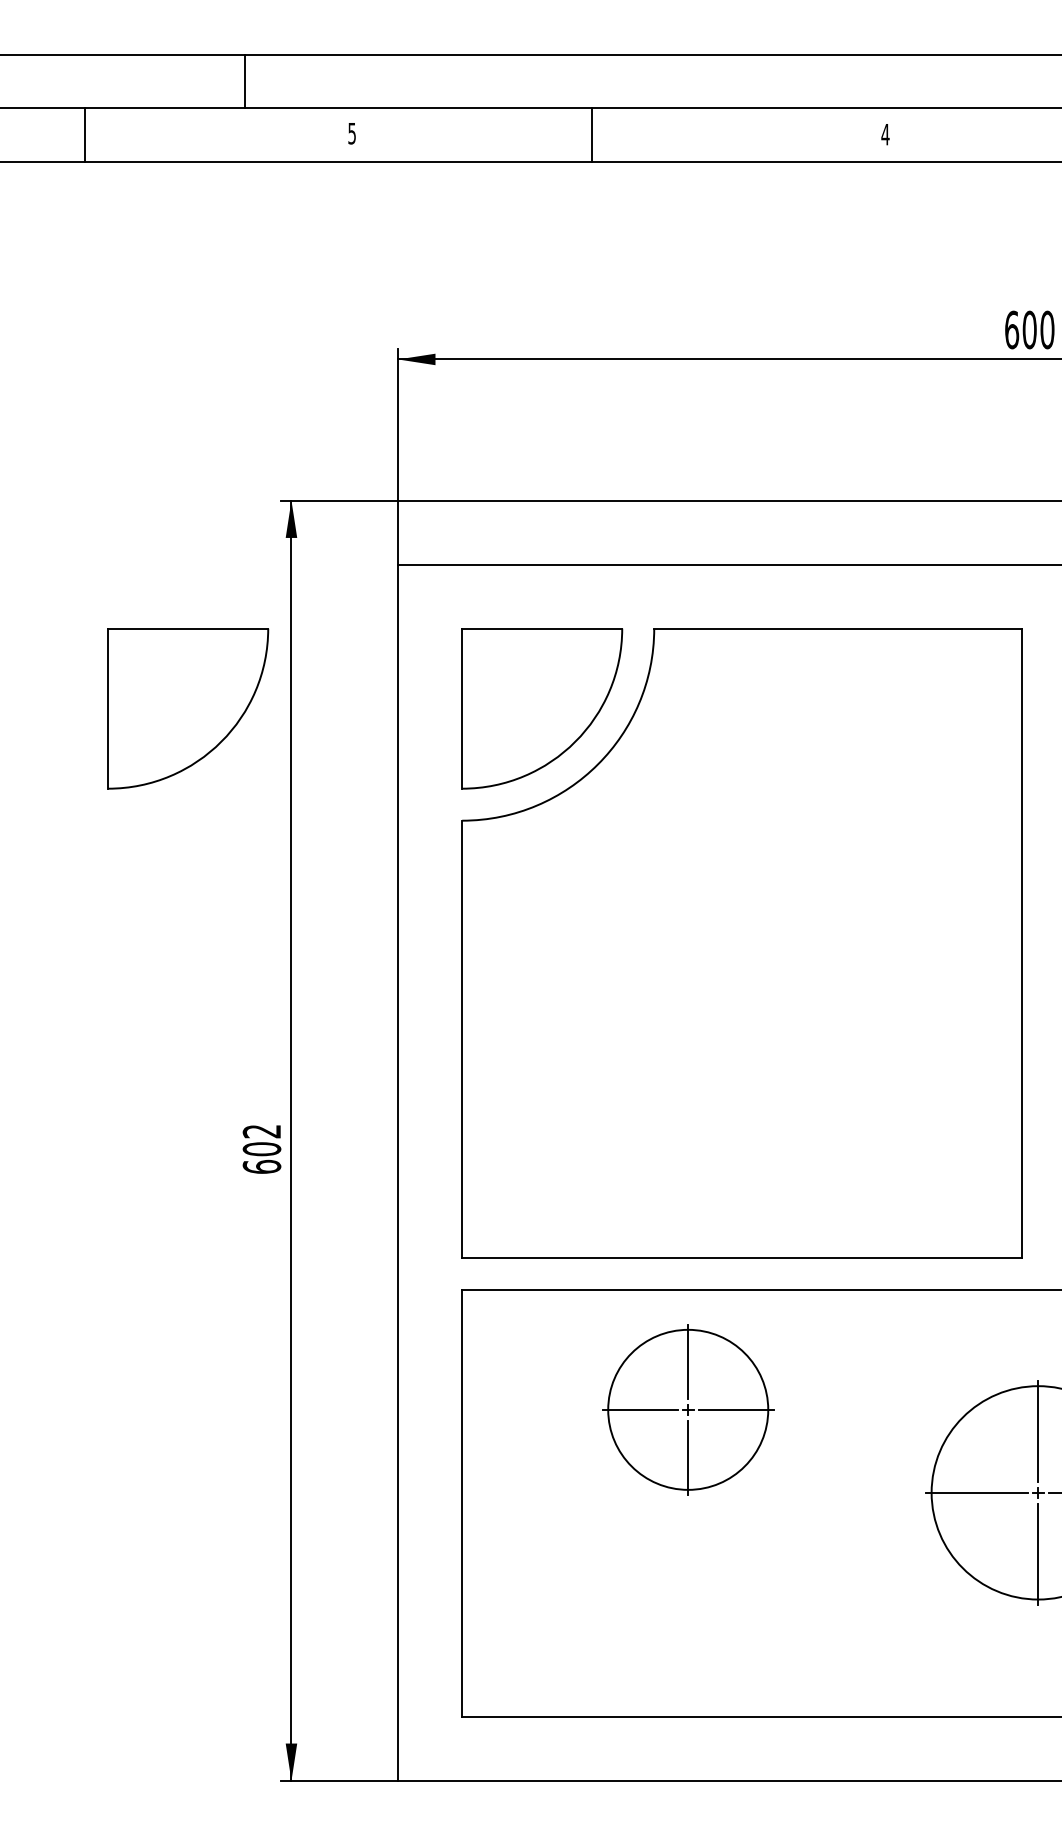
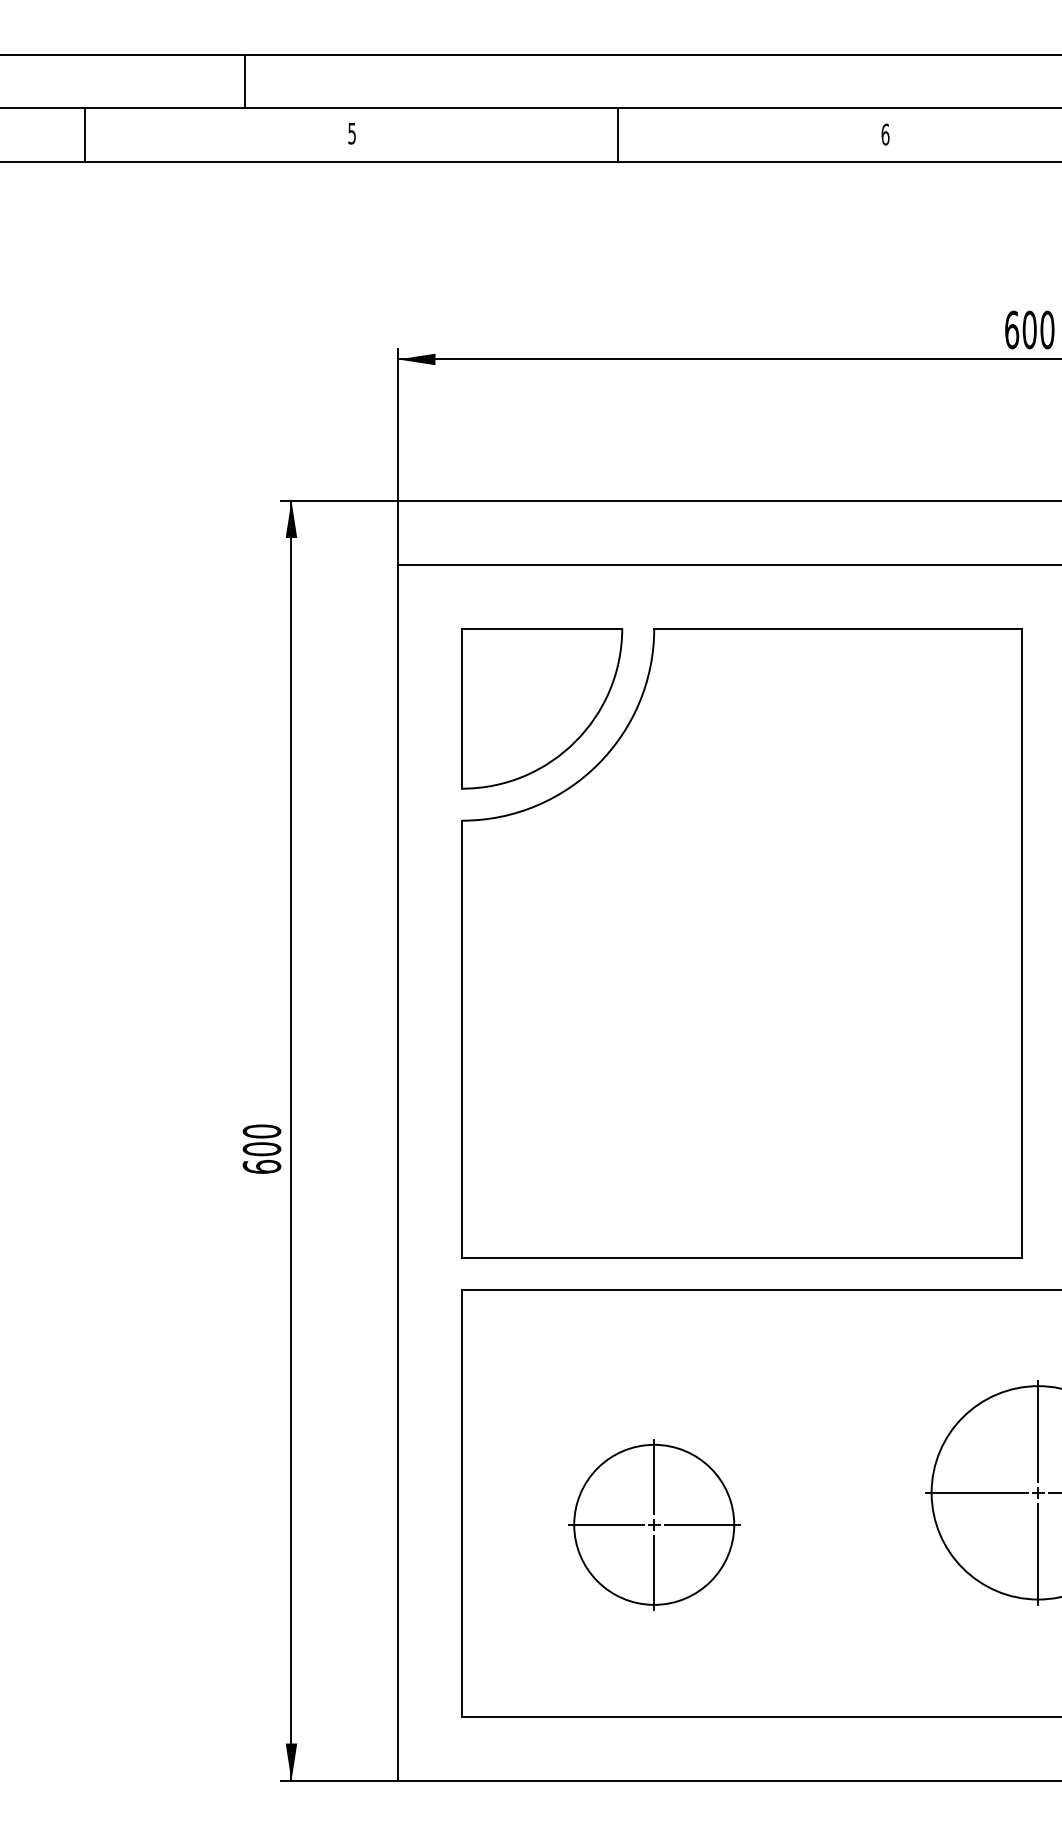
line position: (592, 134) -> (618, 134) (618, 134)
text: 4 -> 6 (885, 134)
part: present -> none (188, 708)
text: 602 -> 600 (261, 1131)
part position: (688, 1409) -> (654, 1524) (654, 1524)
